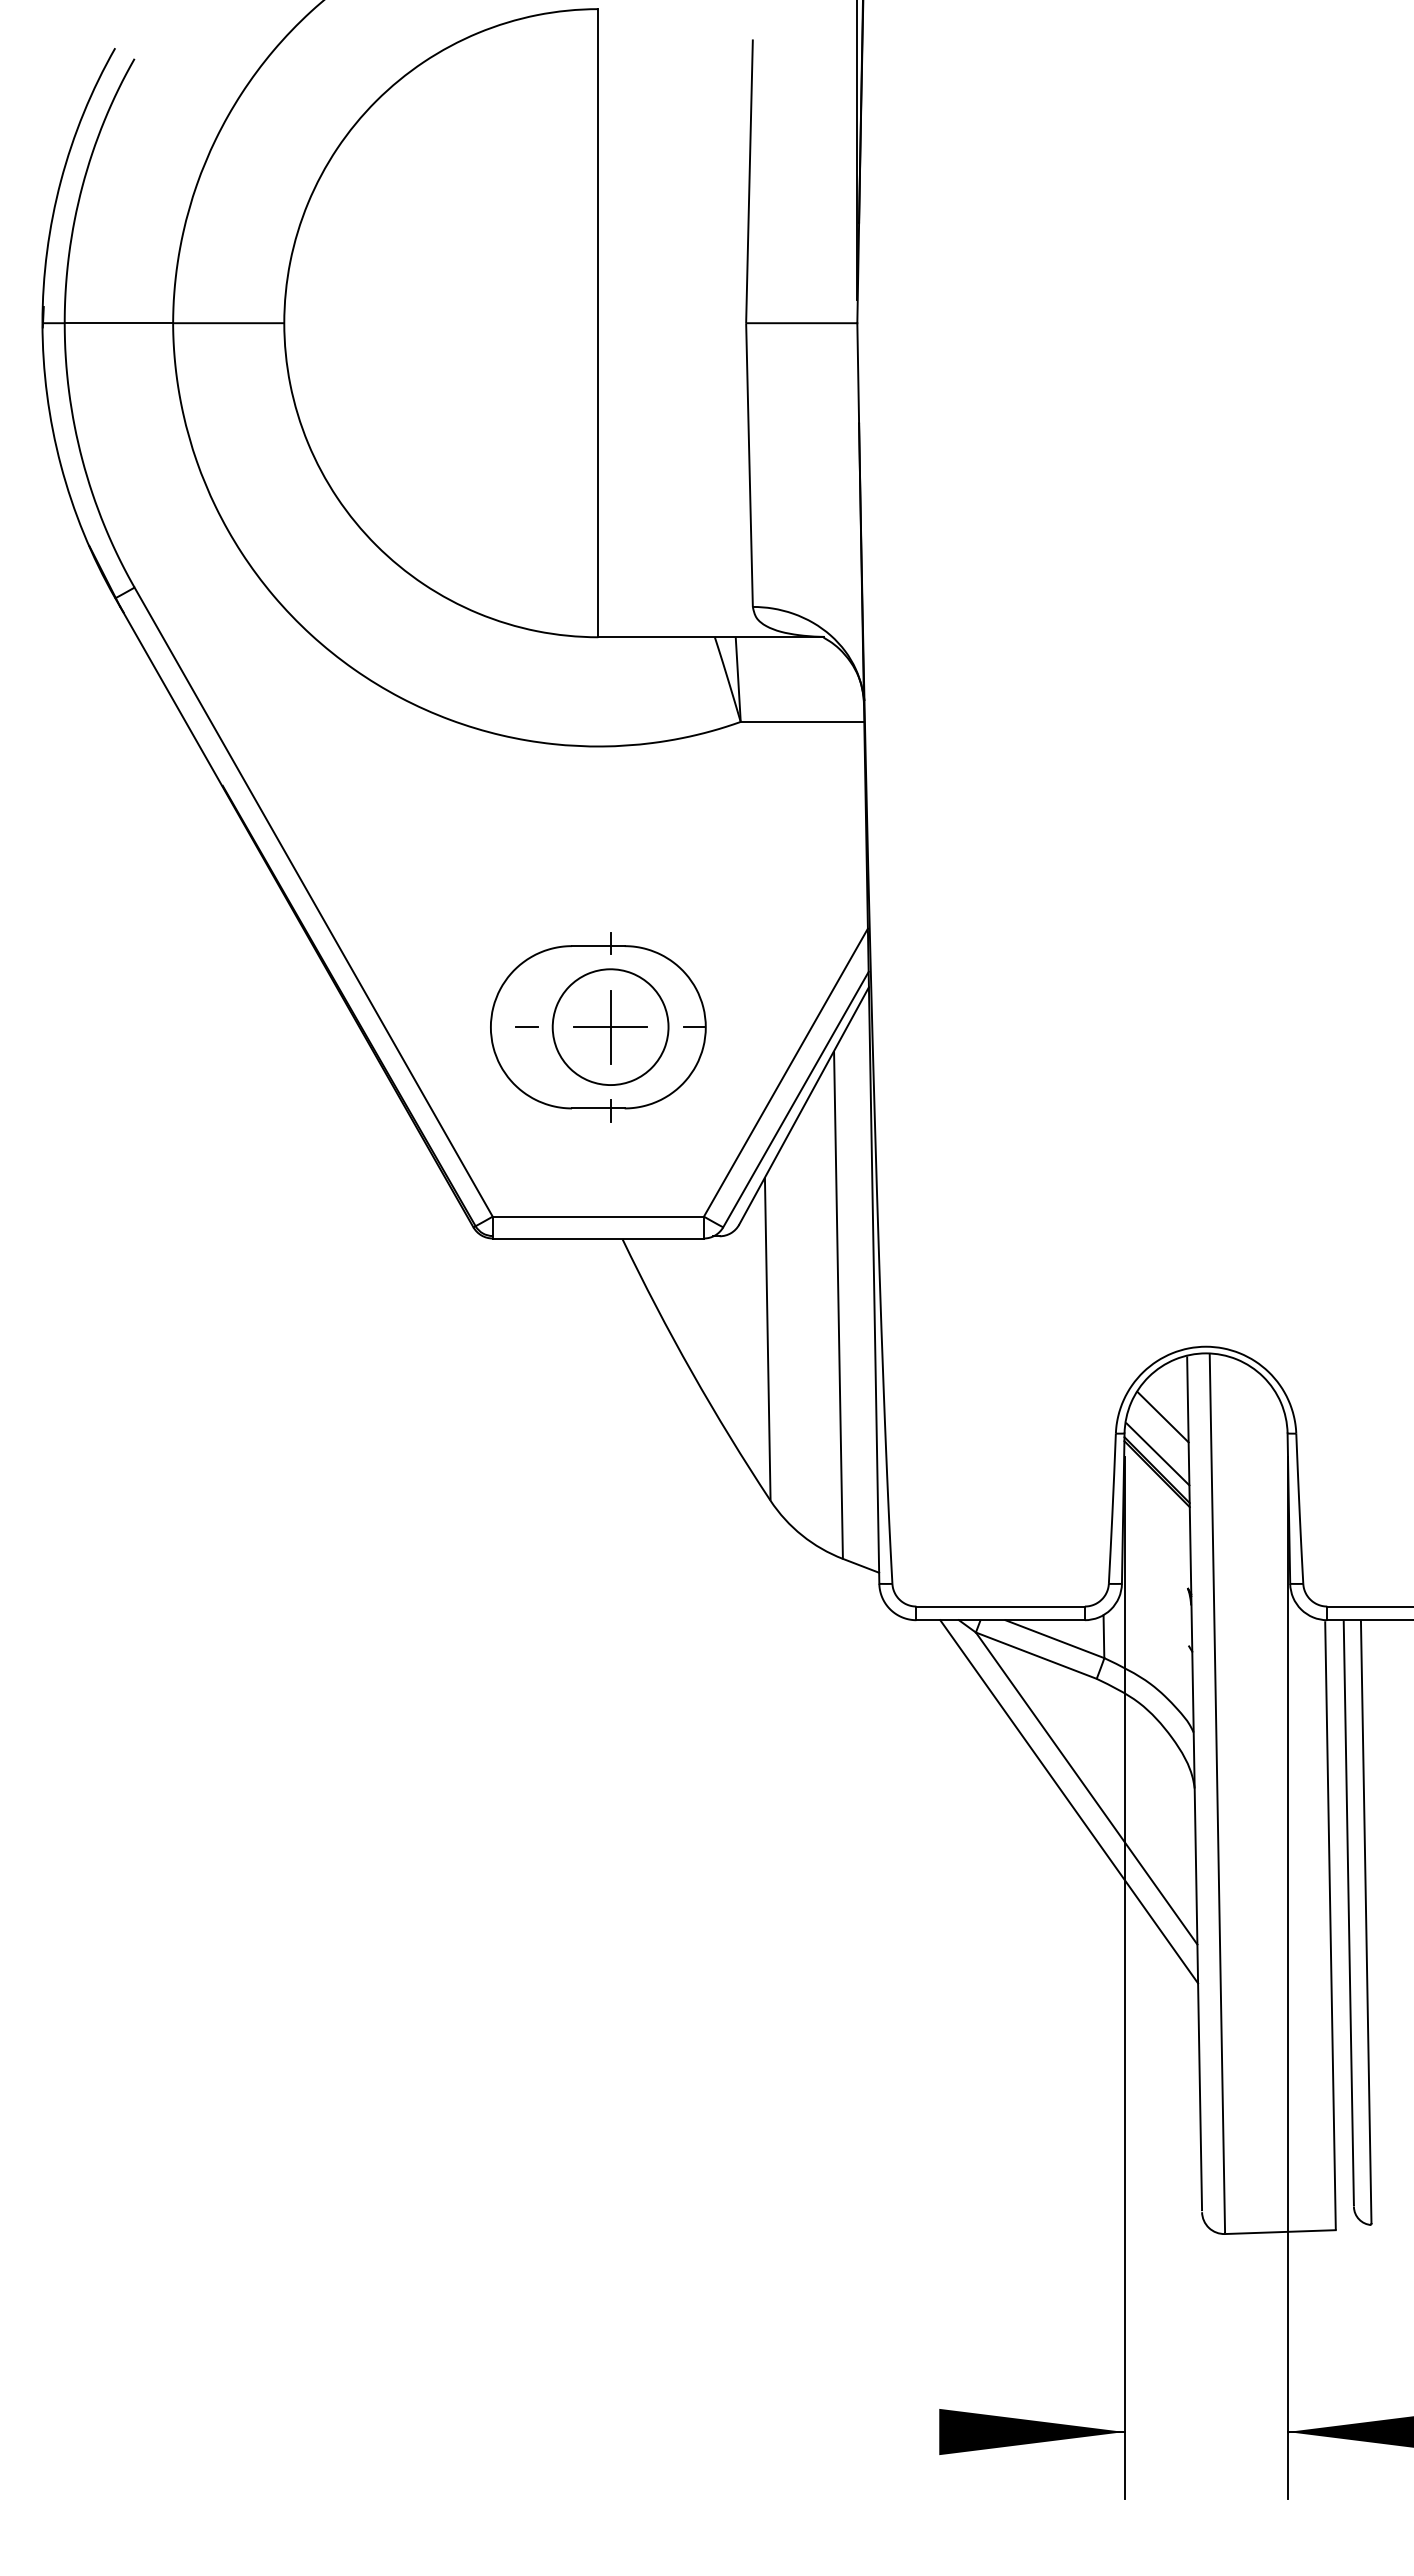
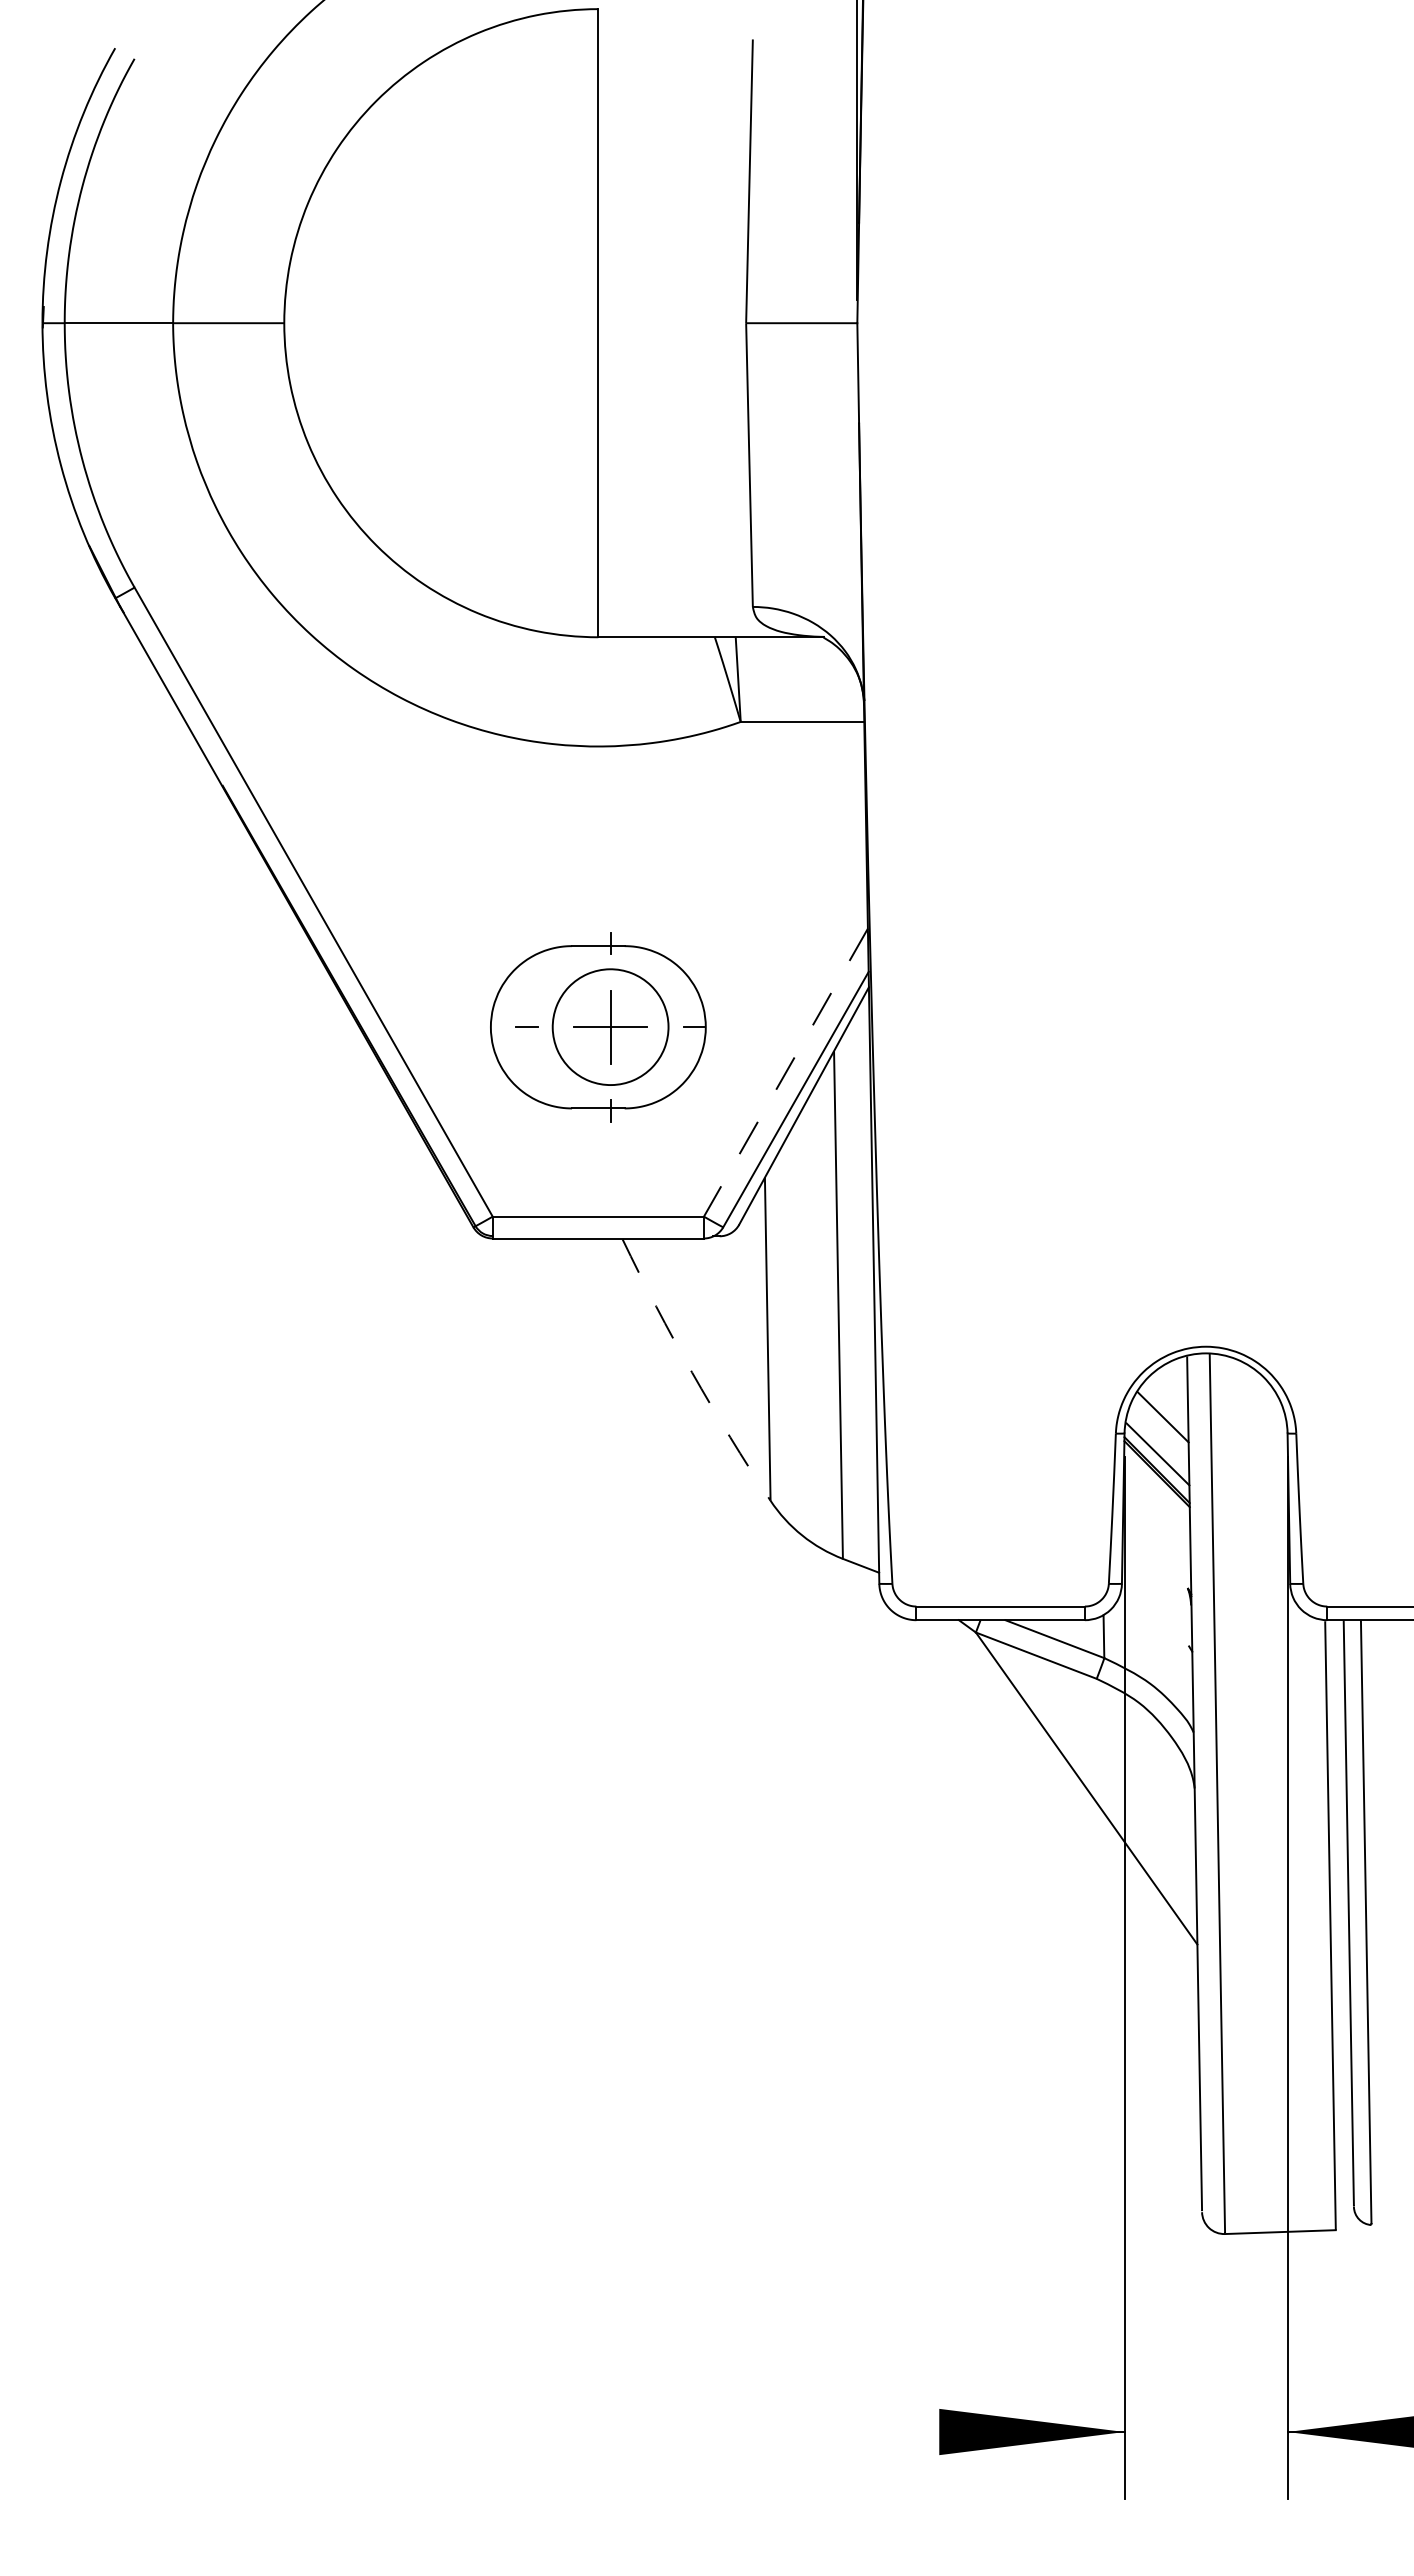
line: solid -> dashed (785, 1072)
arc: solid -> dashed (692, 1372)
line: present -> none (1069, 1801)
